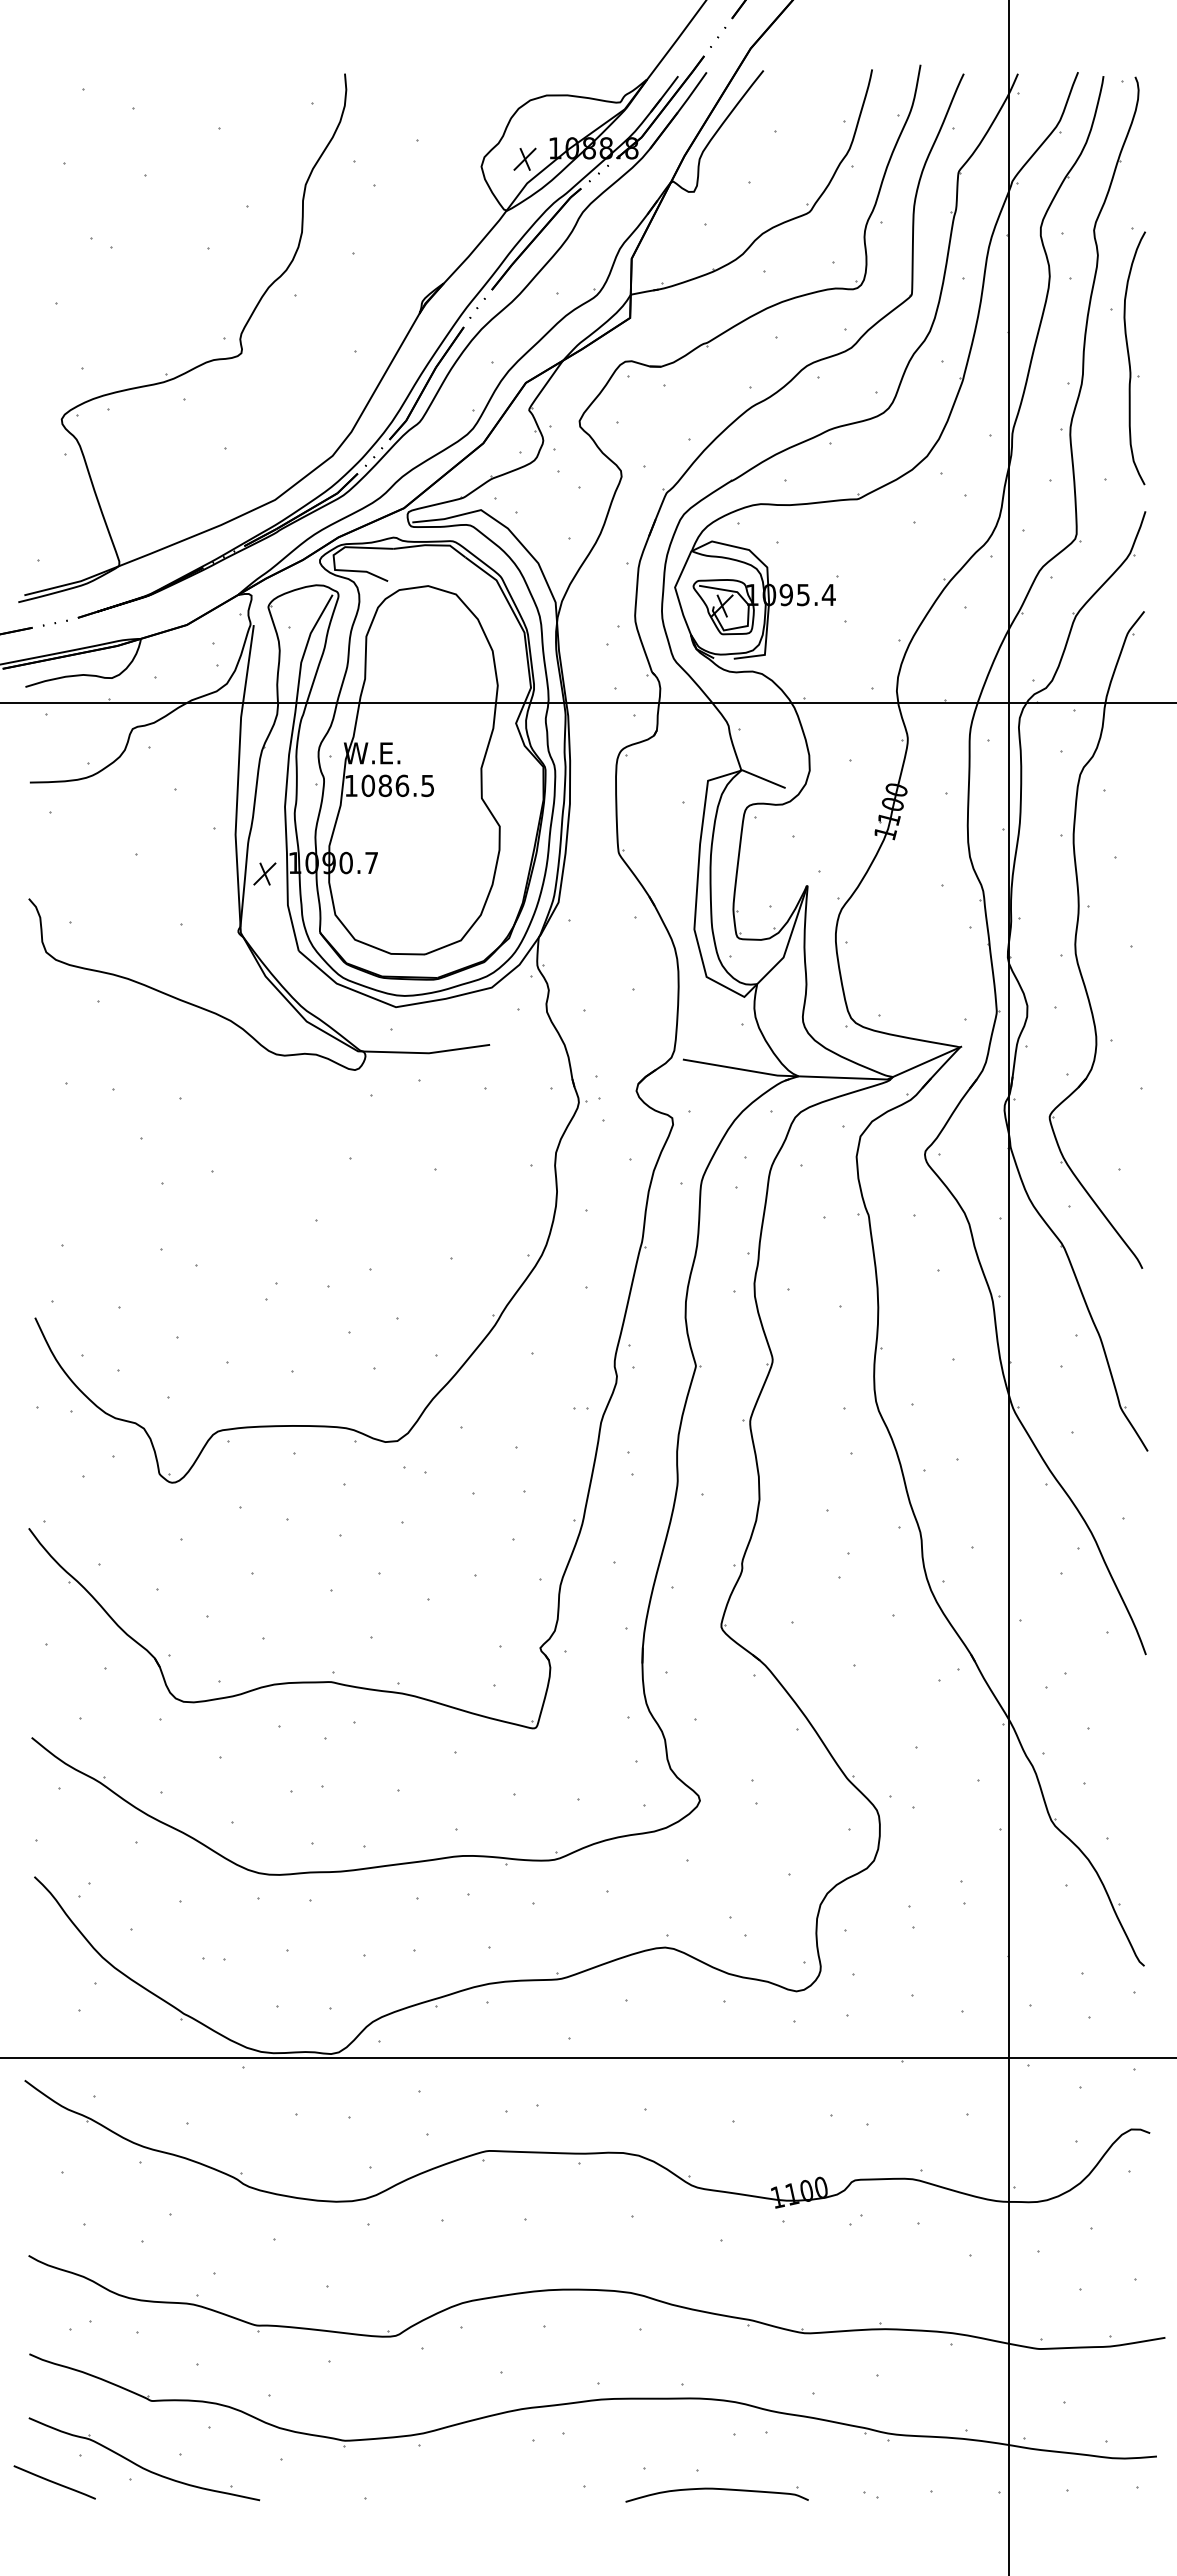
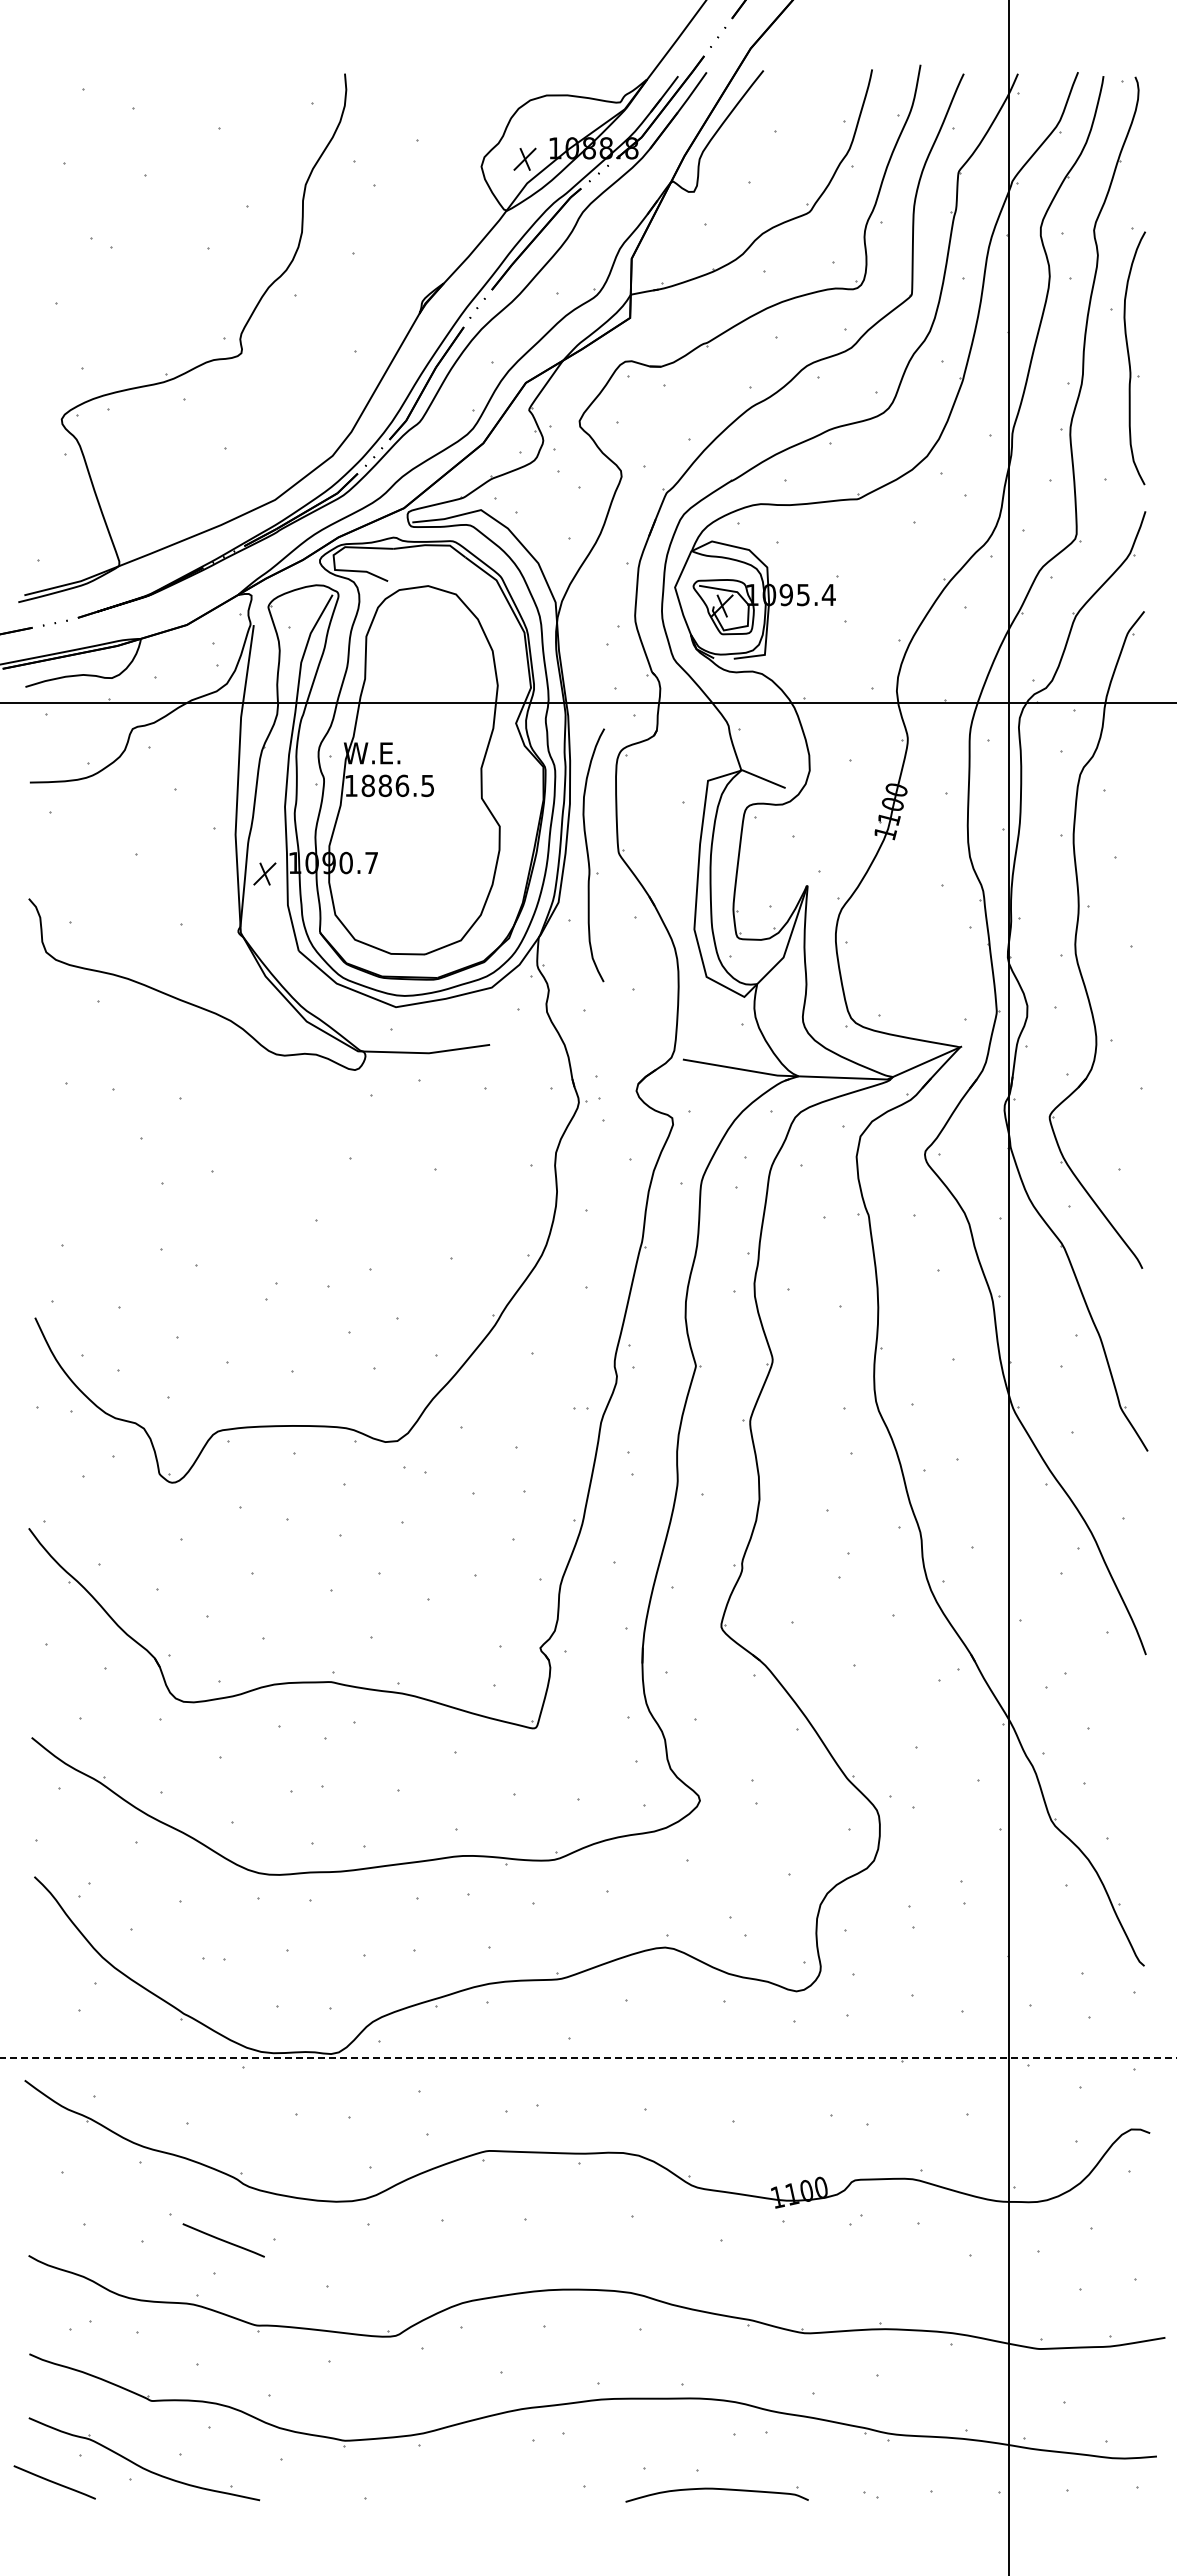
text: 1086.5 -> 1886.5 (367, 785)
part: none -> present (593, 855)
line: solid -> dashed (589, 2058)
line: none -> present (223, 2240)
